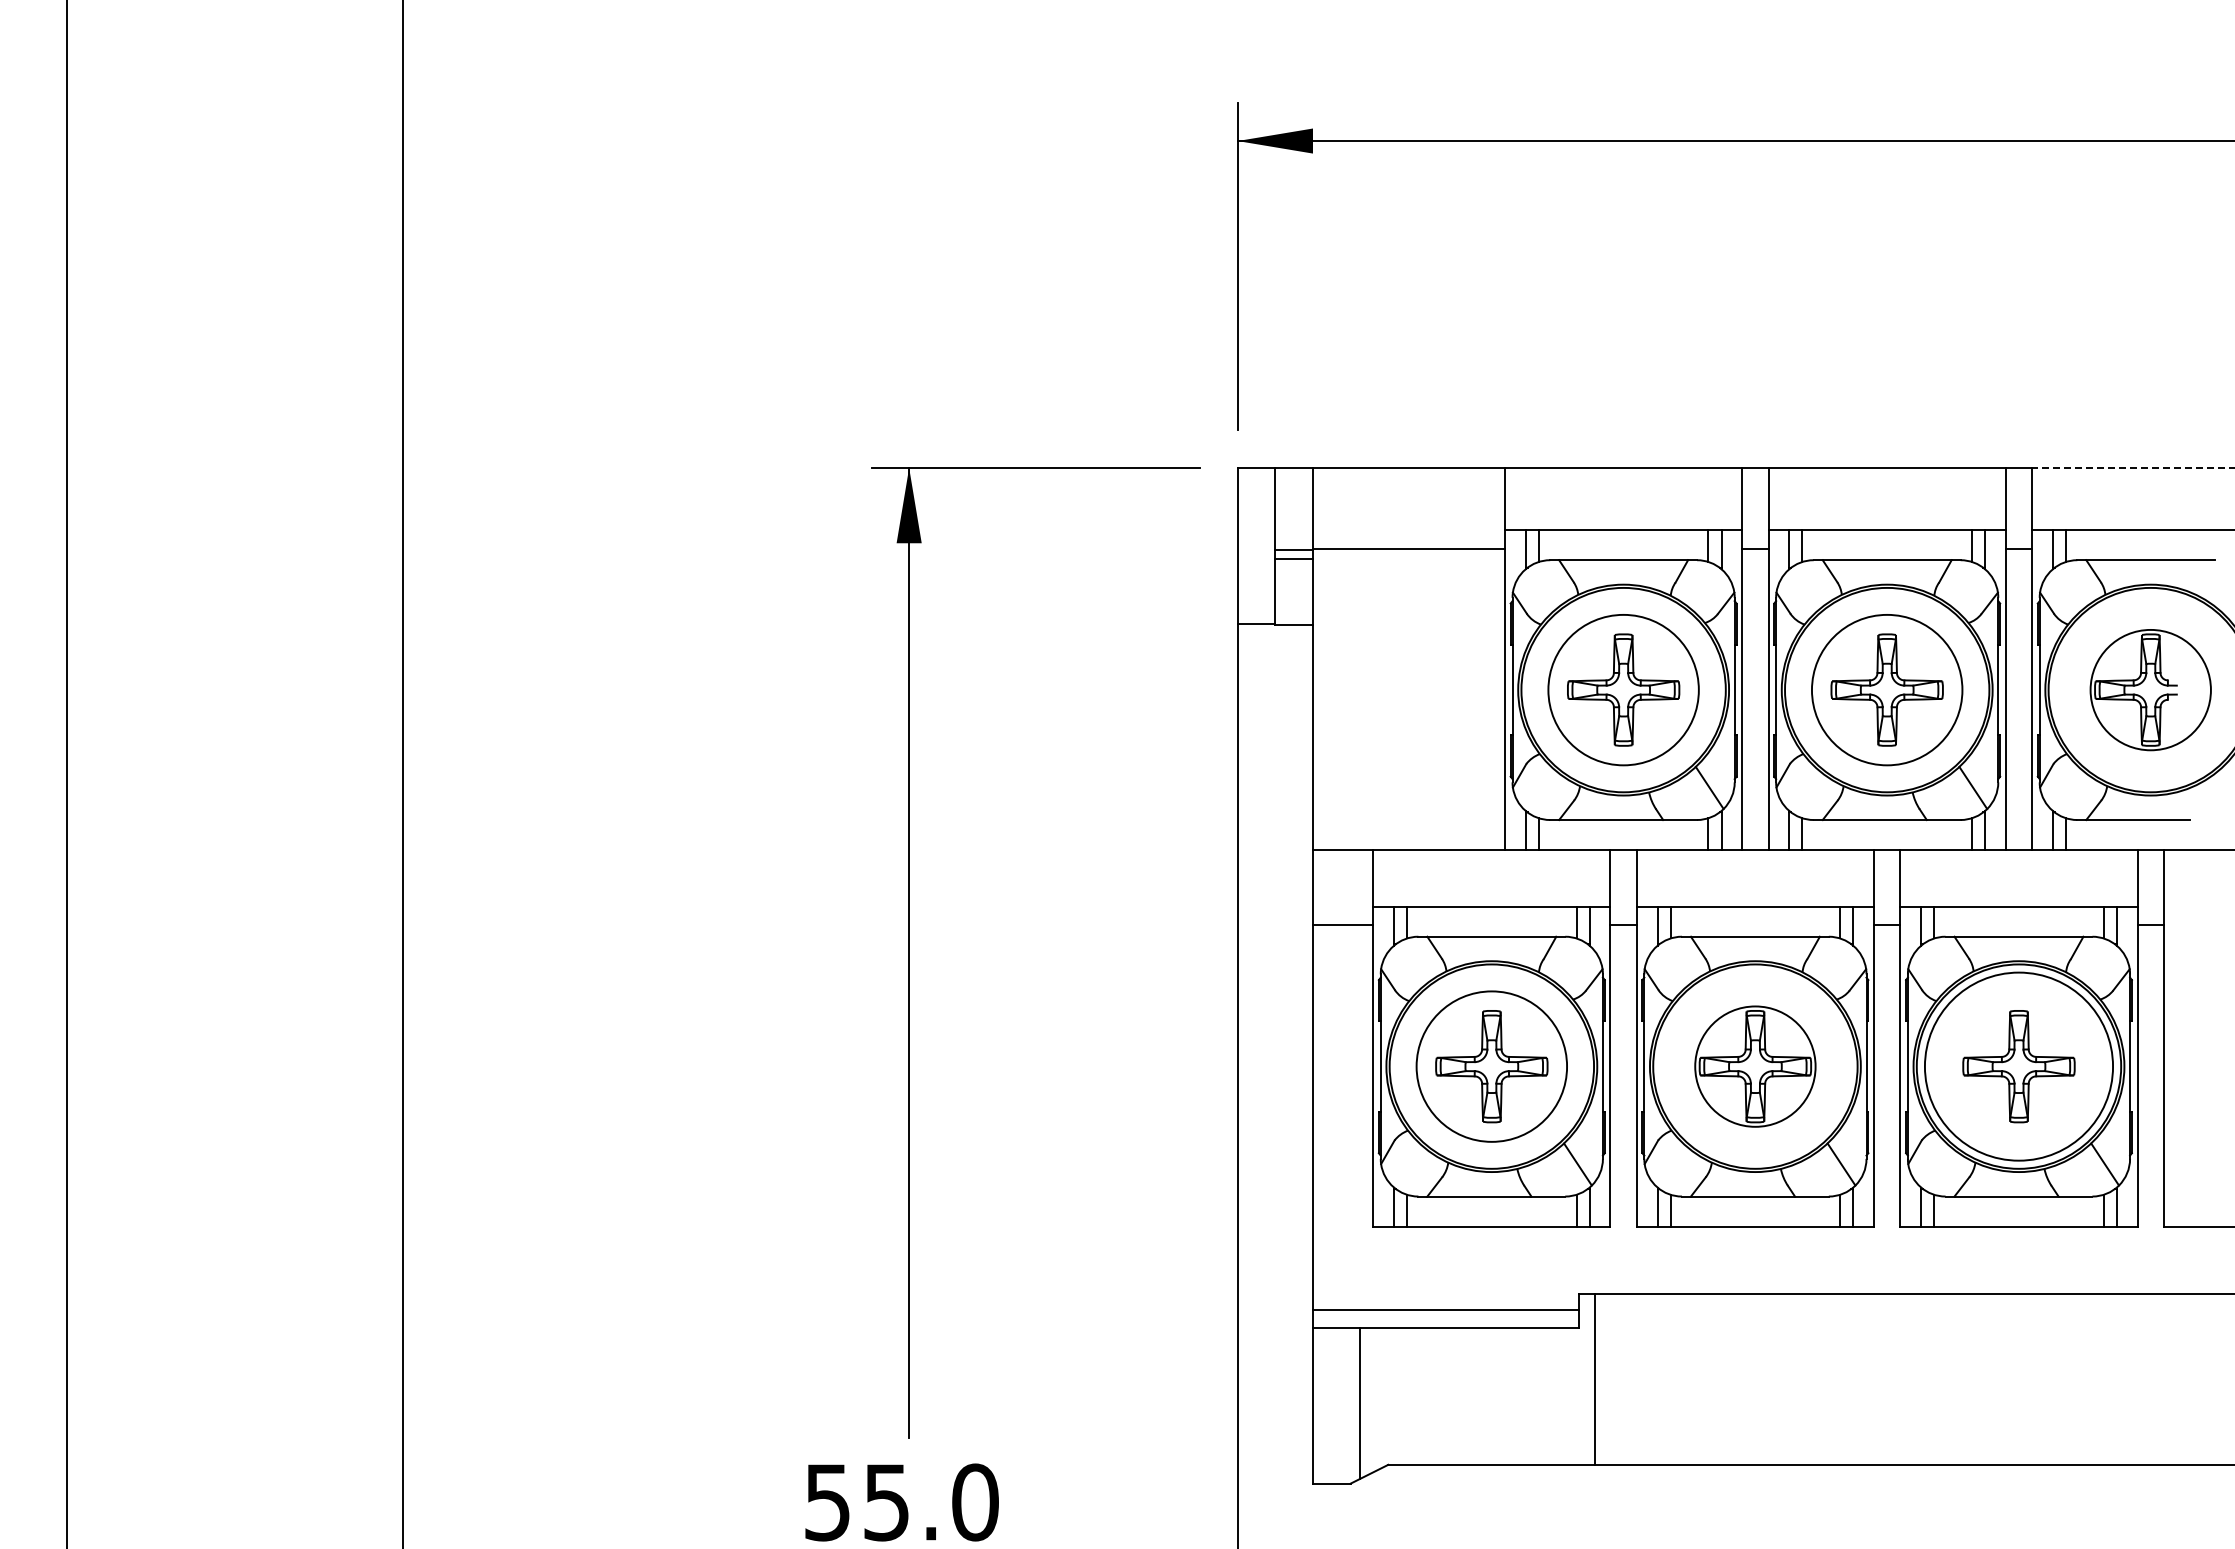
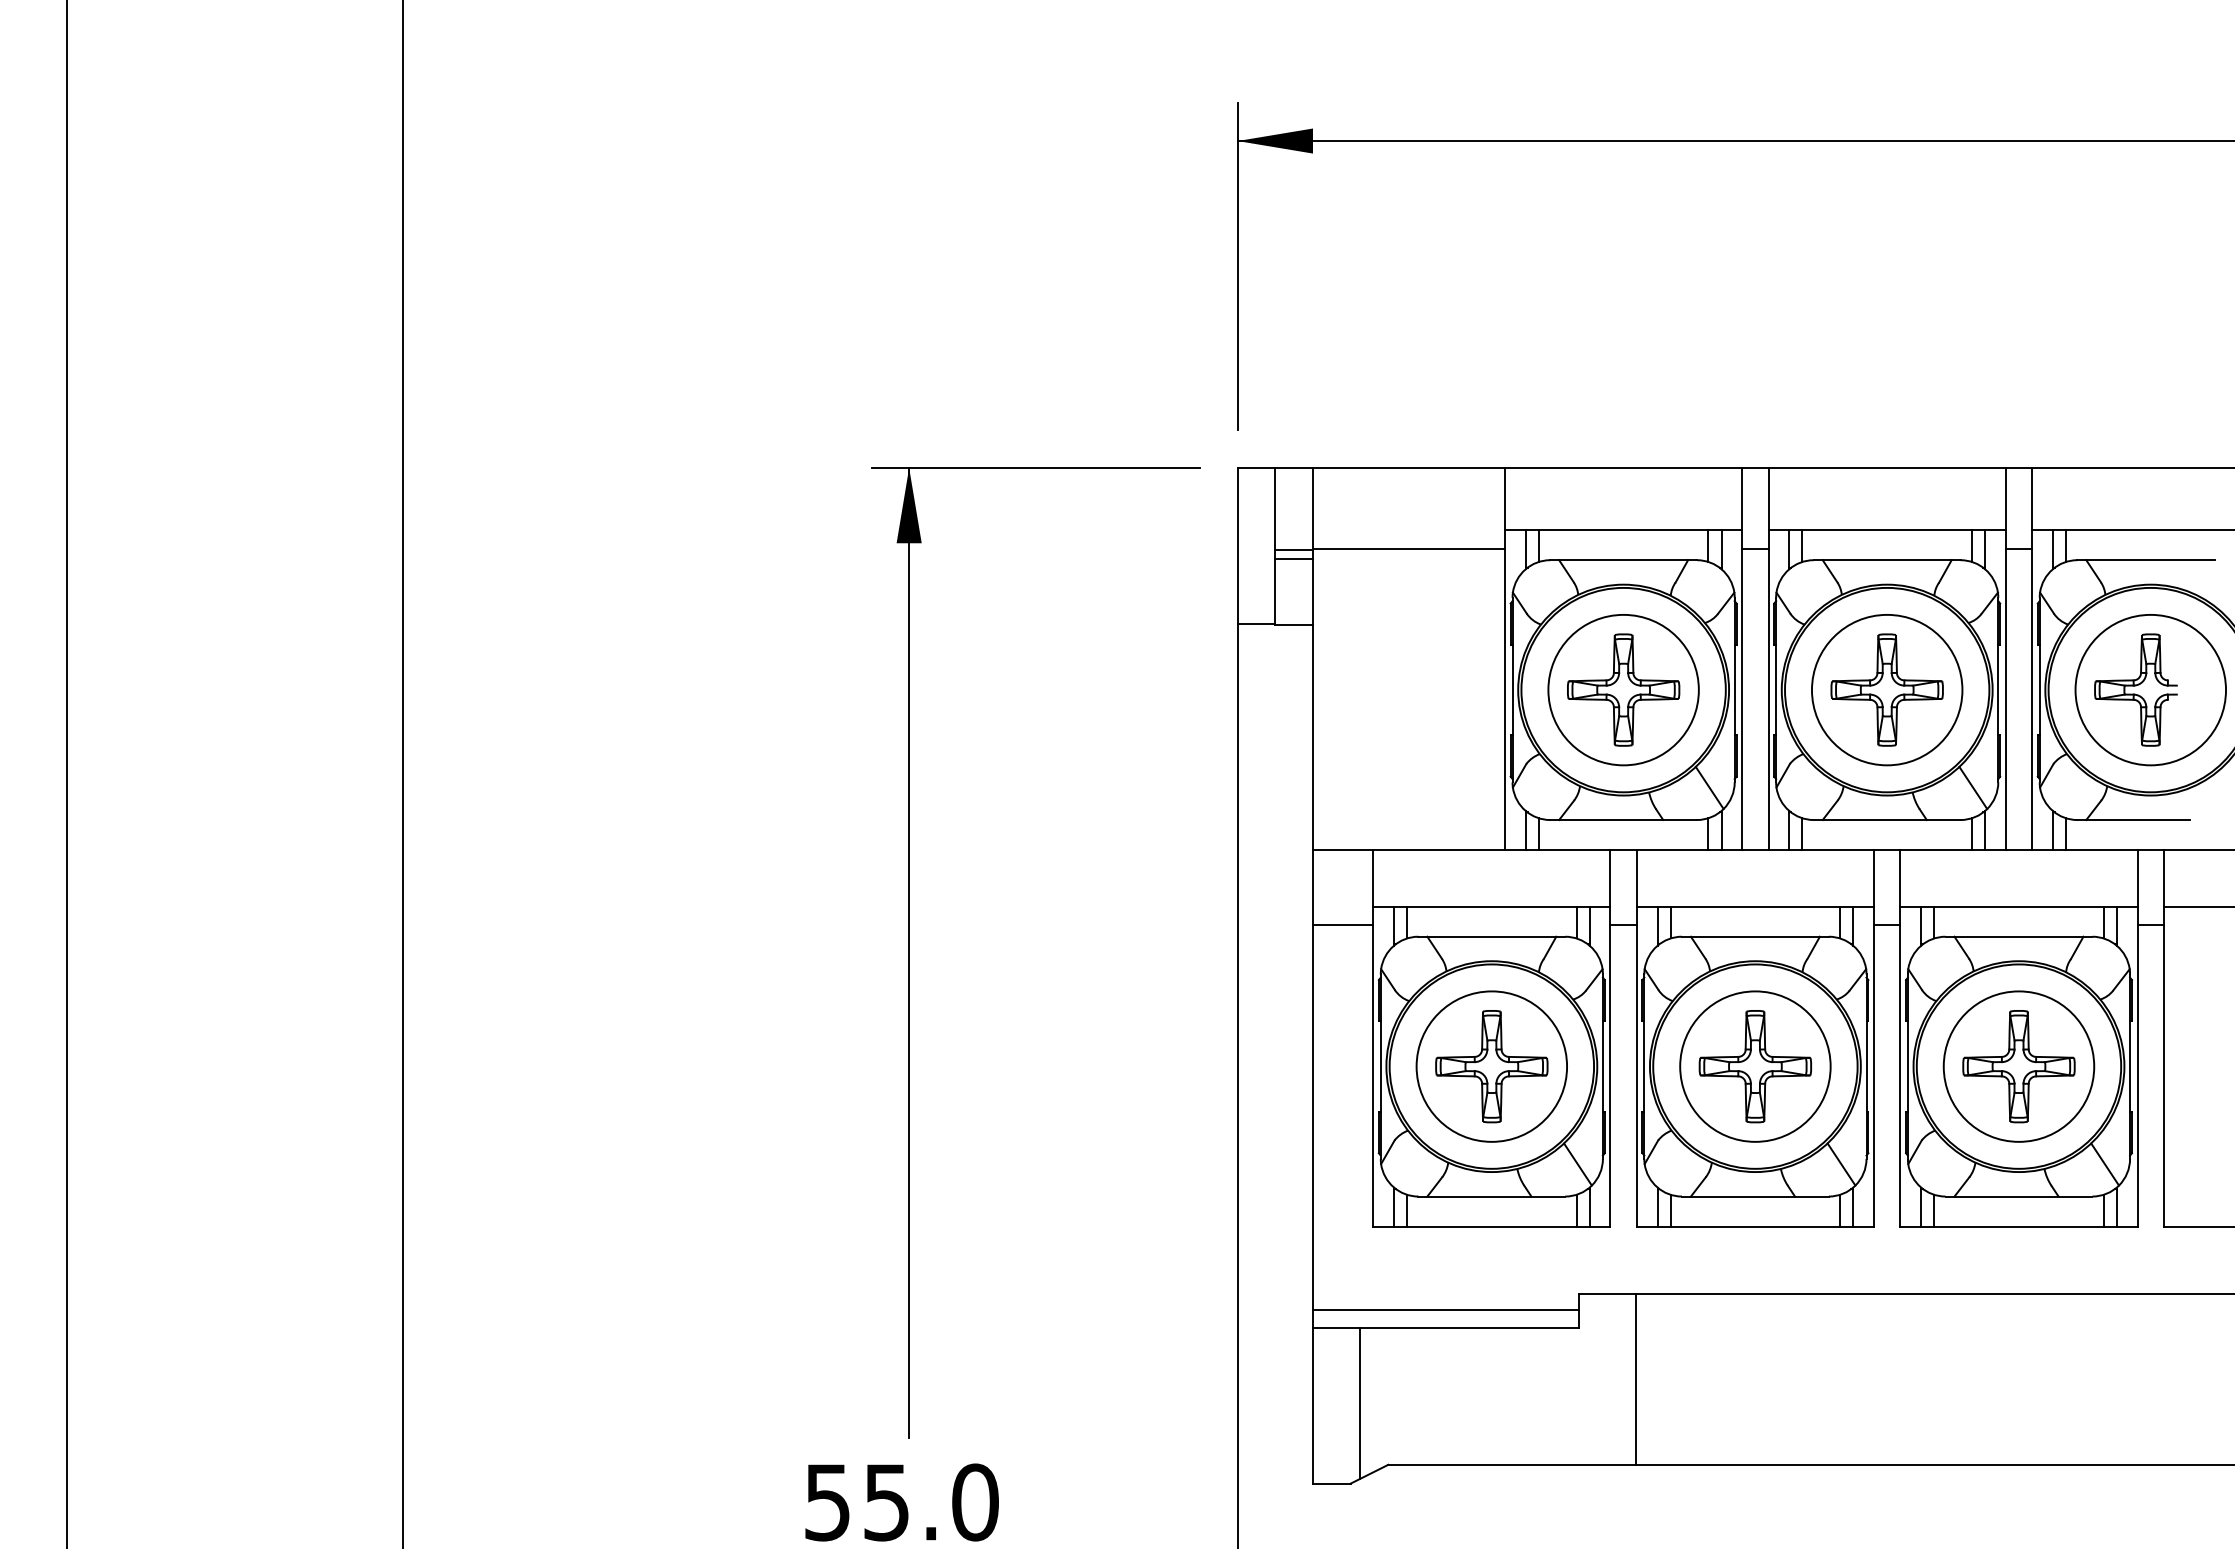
line: dashed -> solid (2132, 467)
circle diameter: 120 px -> 150 px (2150, 689)
line: none -> present (2197, 906)
circle diameter: 120 px -> 150 px (1755, 1066)
circle diameter: 188 px -> 150 px (2018, 1066)
line position: (1594, 1379) -> (1635, 1379) (1635, 1379)
